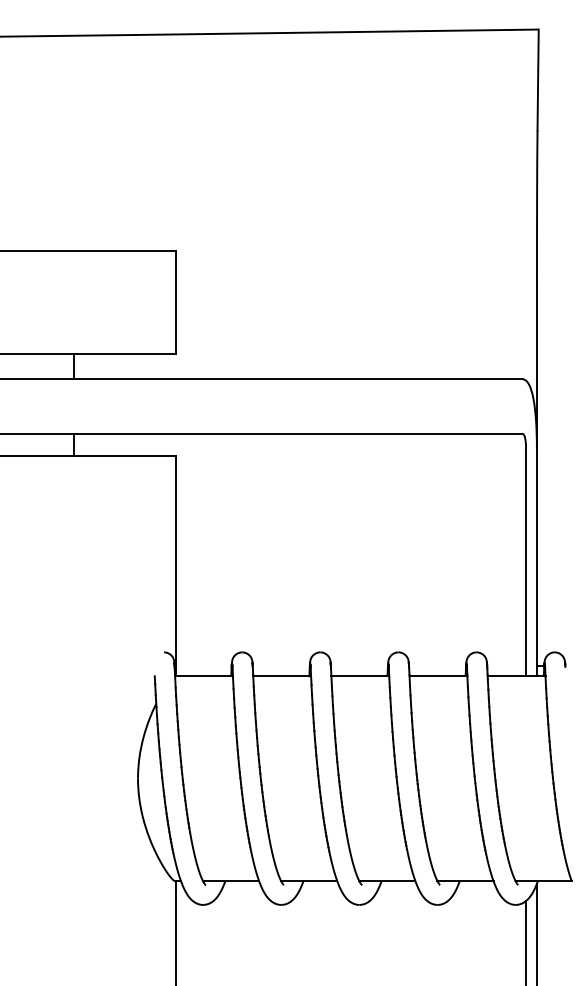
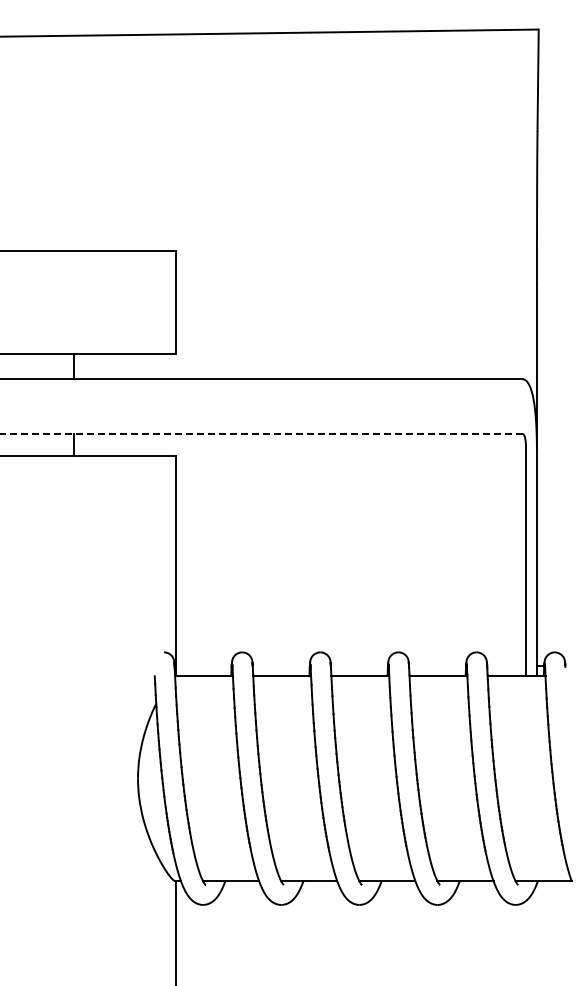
line: solid -> dashed (261, 433)
line: present -> none (536, 932)
line: present -> none (526, 941)
